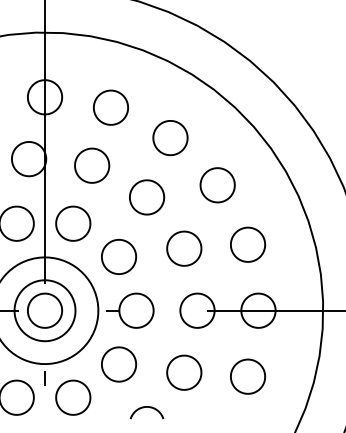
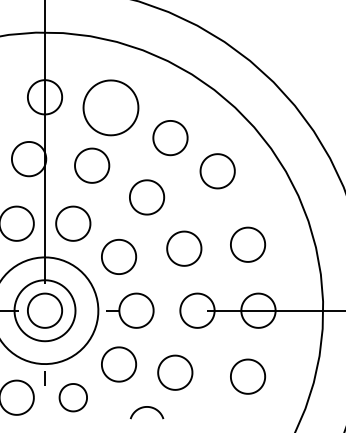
part size: 36x37 px -> 58x58 px (110, 107)
part position: (217, 185) -> (217, 171) (217, 171)
part position: (184, 372) -> (175, 372) (175, 372)
part size: 37x37 px -> 30x30 px (72, 397)
